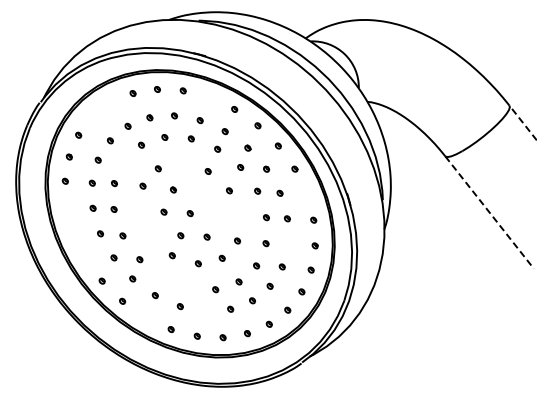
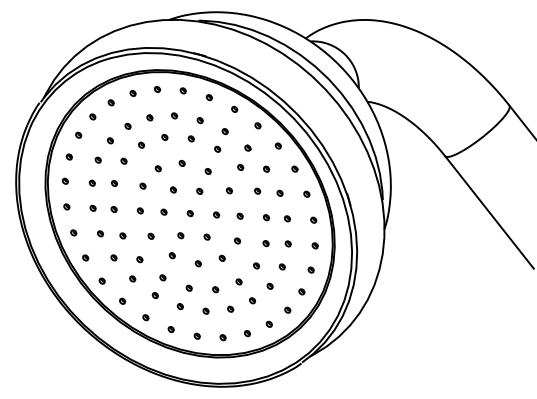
part: none -> present (208, 97)
part: none -> present (110, 102)
part: none -> present (92, 116)
line: dashed -> solid (523, 122)
part: none -> present (123, 160)
part: none -> present (181, 163)
part: none -> present (199, 191)
part: none -> present (306, 193)
part: none -> present (66, 206)
part: none -> present (139, 210)
line: dashed -> solid (489, 212)
part: none -> present (216, 214)
part: none -> present (239, 215)
part: none -> present (73, 232)
part: none -> present (150, 235)
part: none -> present (287, 243)
part: none -> present (85, 257)
part: none -> present (162, 277)
part: none -> present (188, 287)
part: none -> present (205, 310)
part: none -> present (145, 317)
